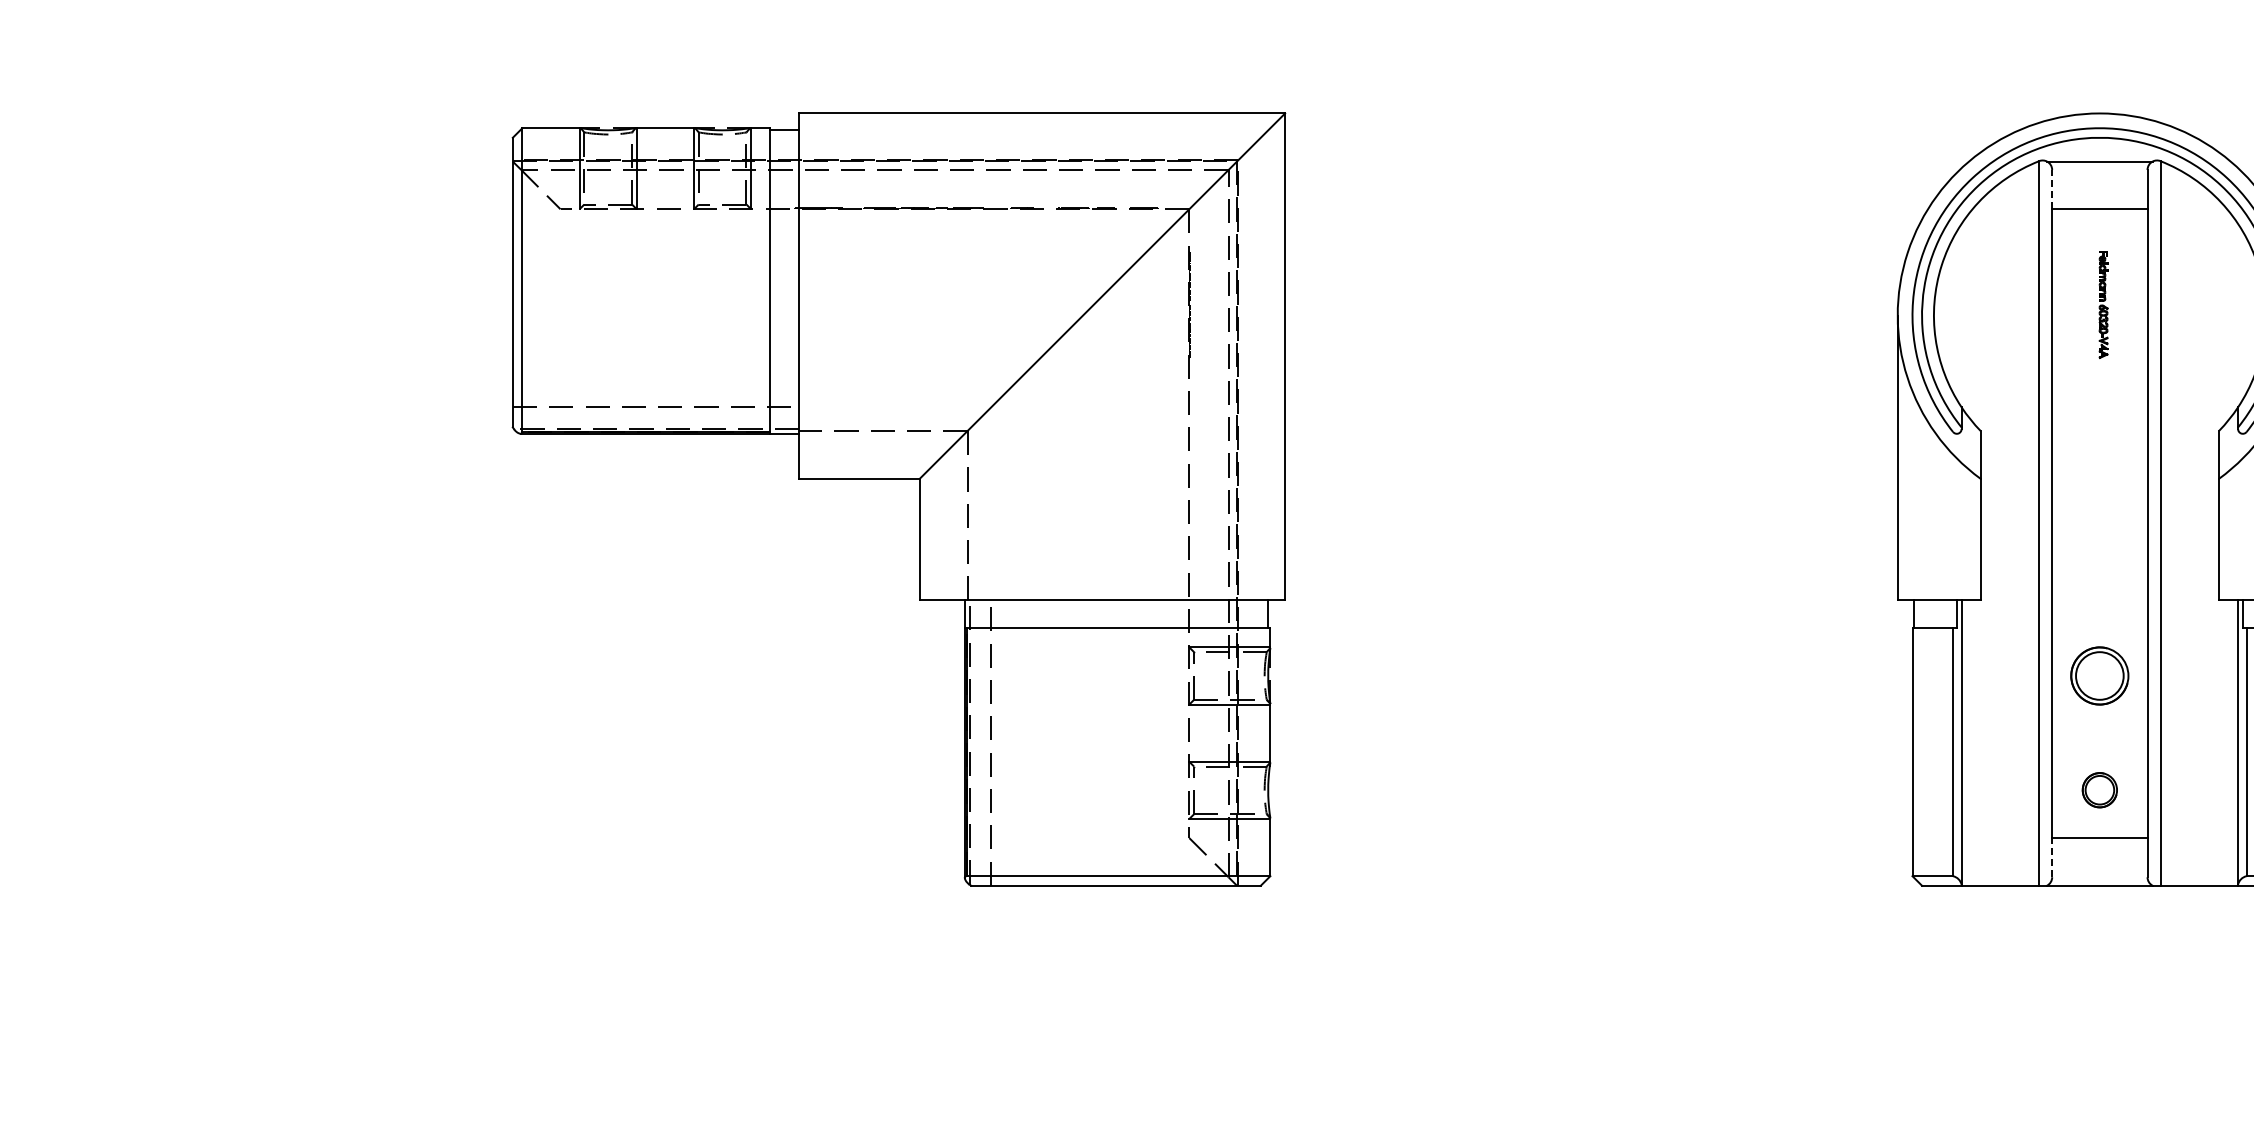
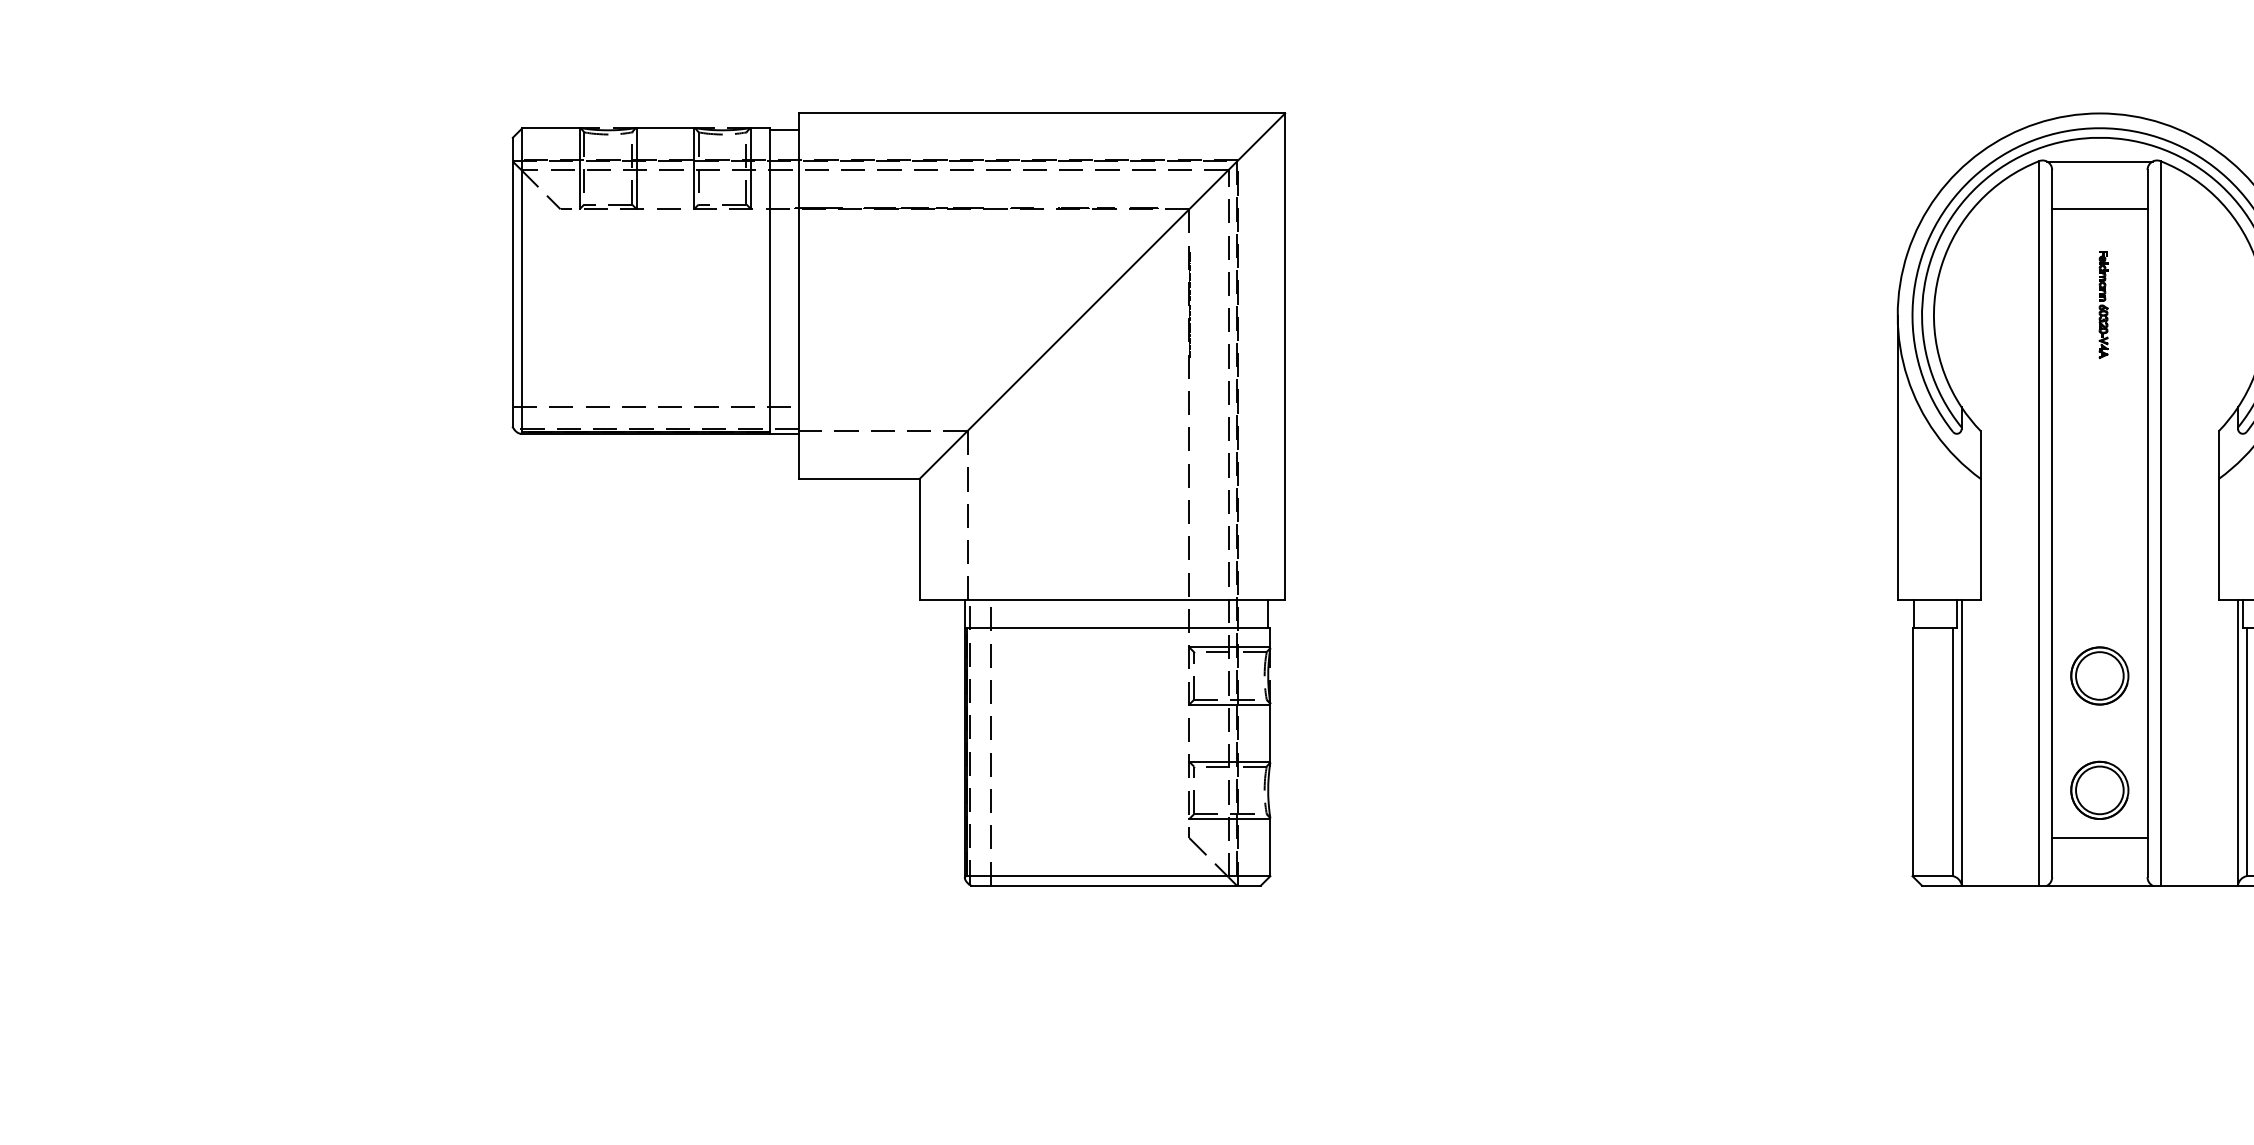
line: dashed -> solid (2052, 189)
part size: 37x37 px -> 60x60 px (2099, 789)
line: dashed -> solid (2052, 857)
